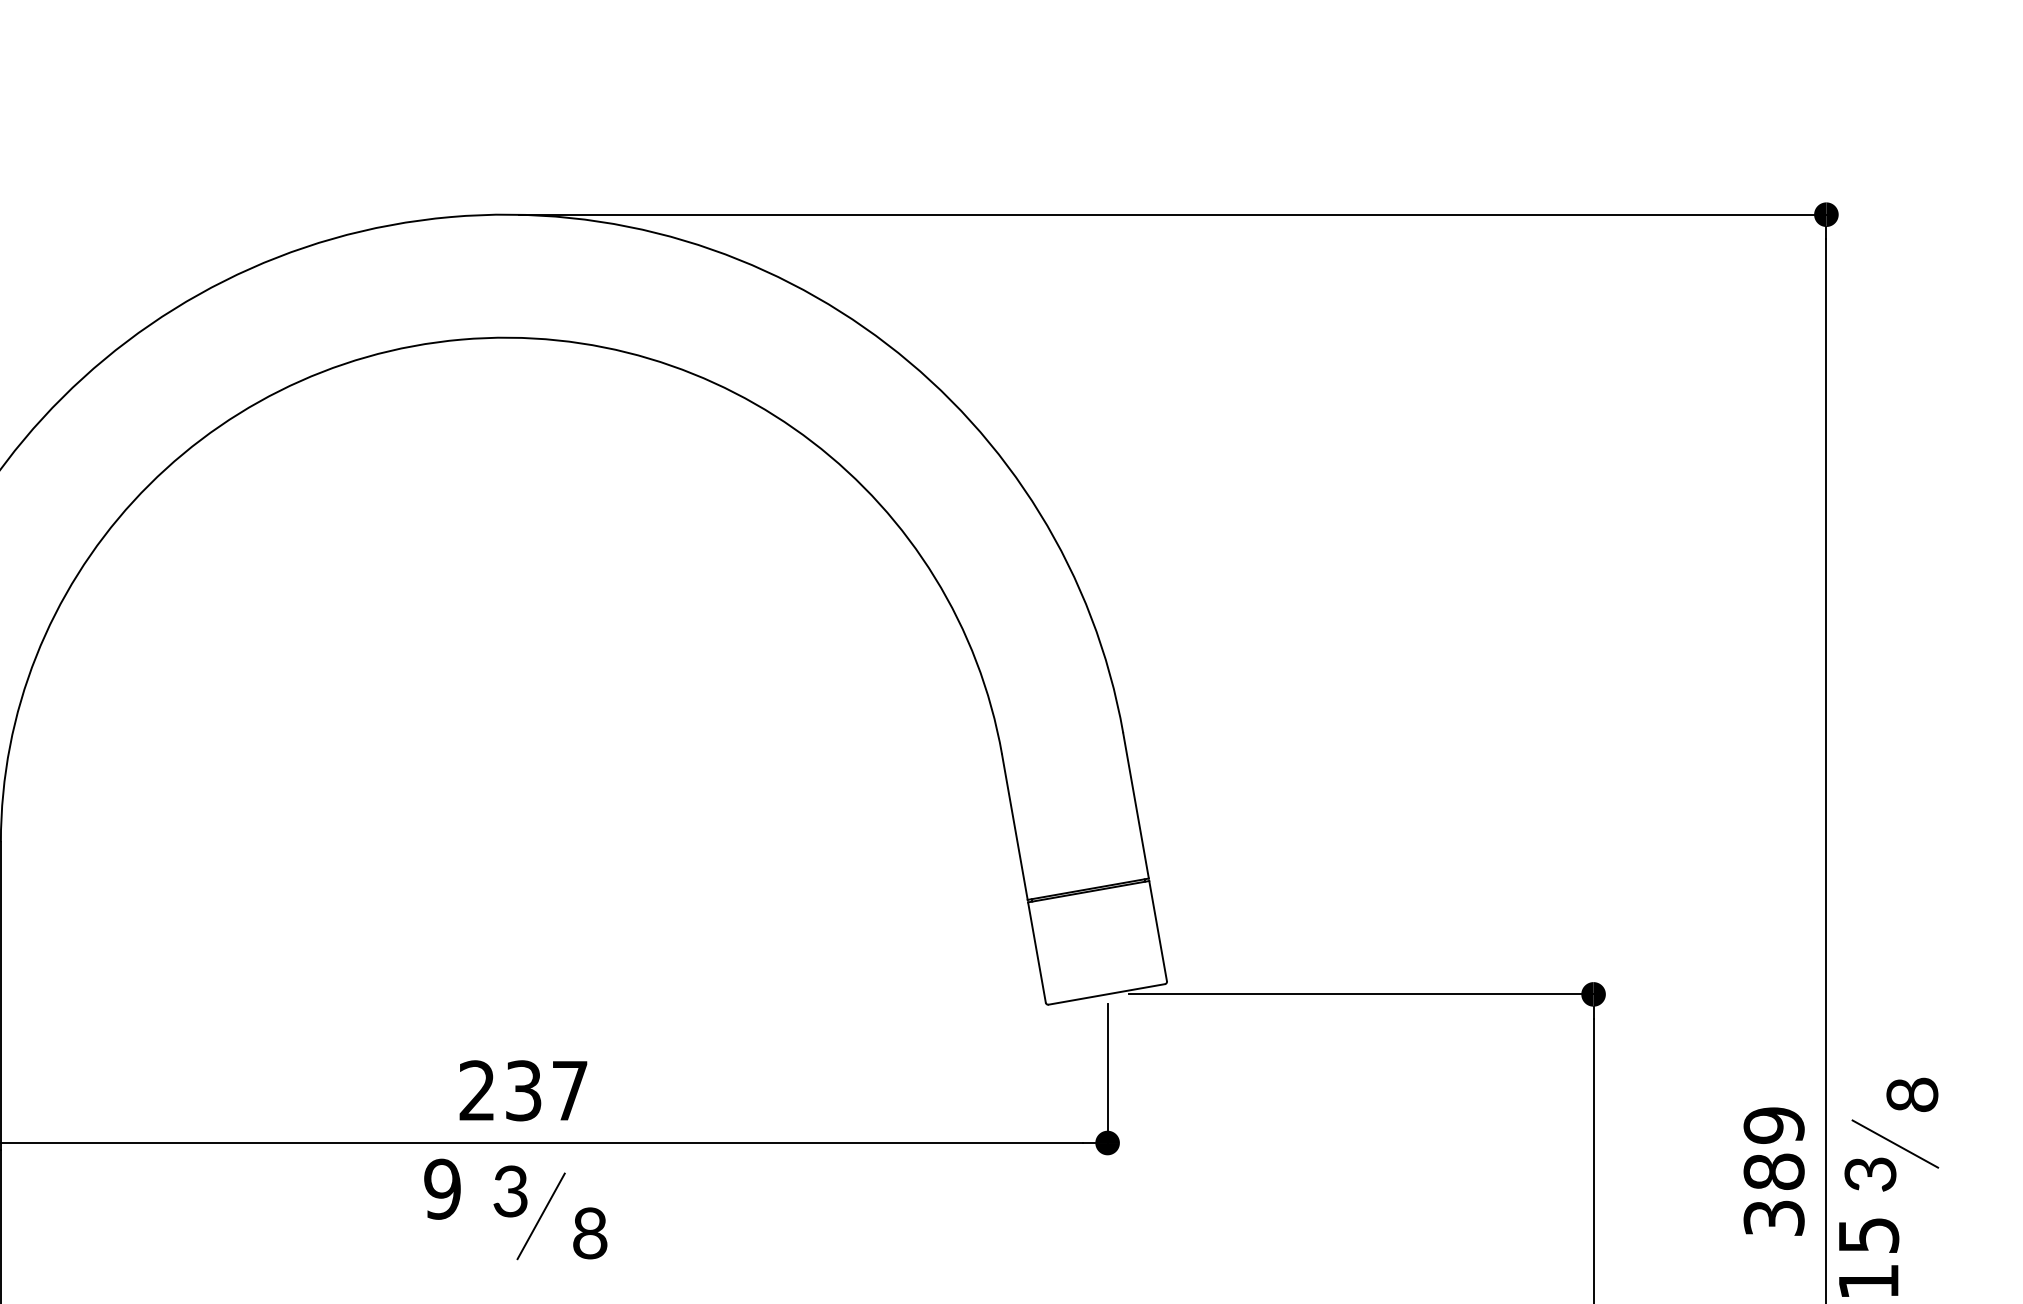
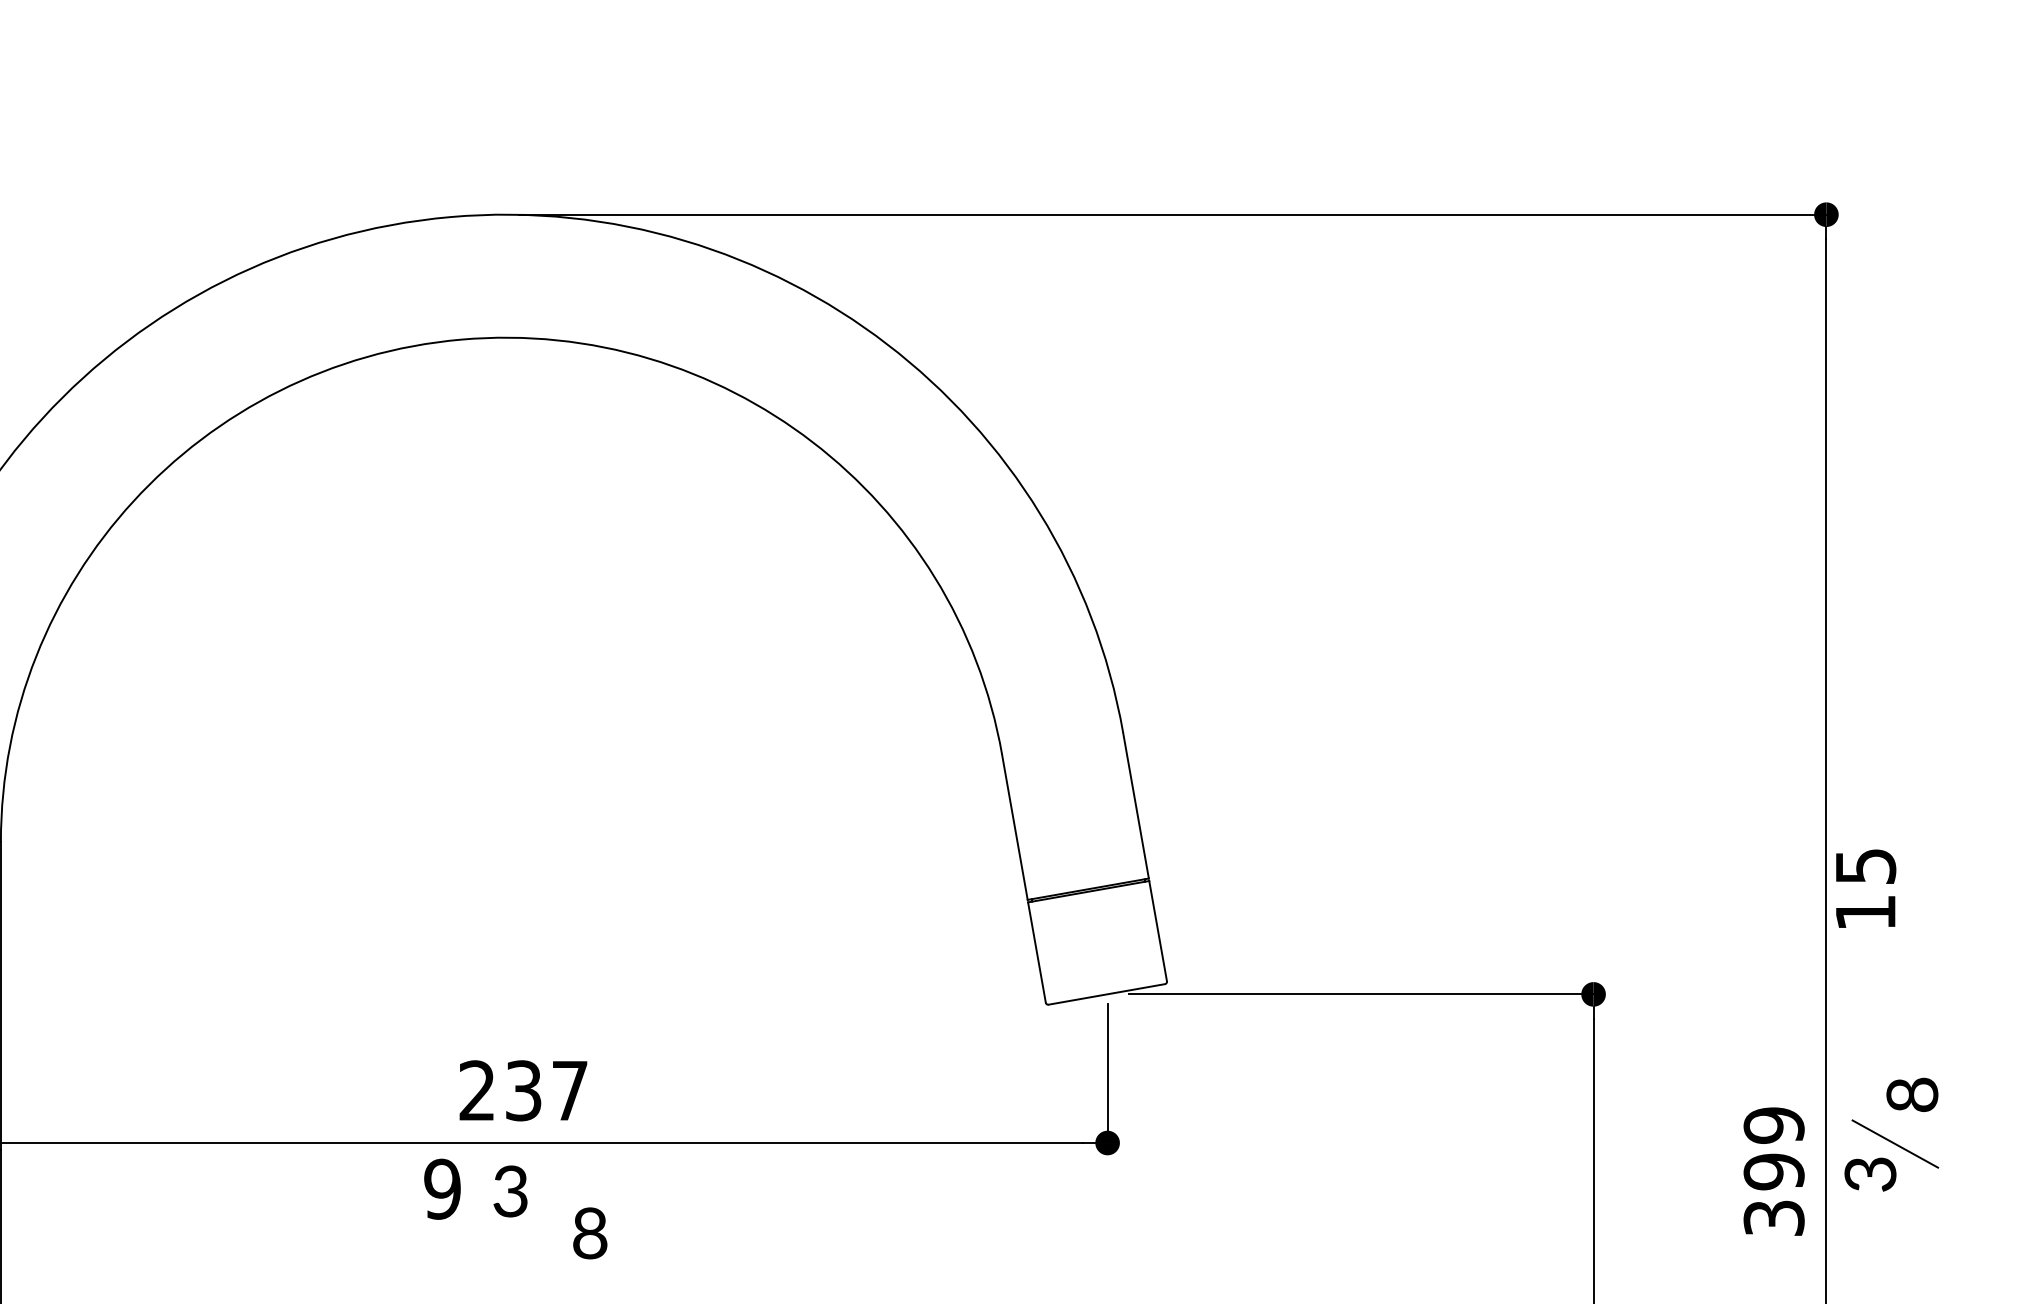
text: 389 -> 399 (1773, 1171)
line: present -> none (540, 1216)
text position: (1869, 1257) -> (1866, 888) (1866, 888)
